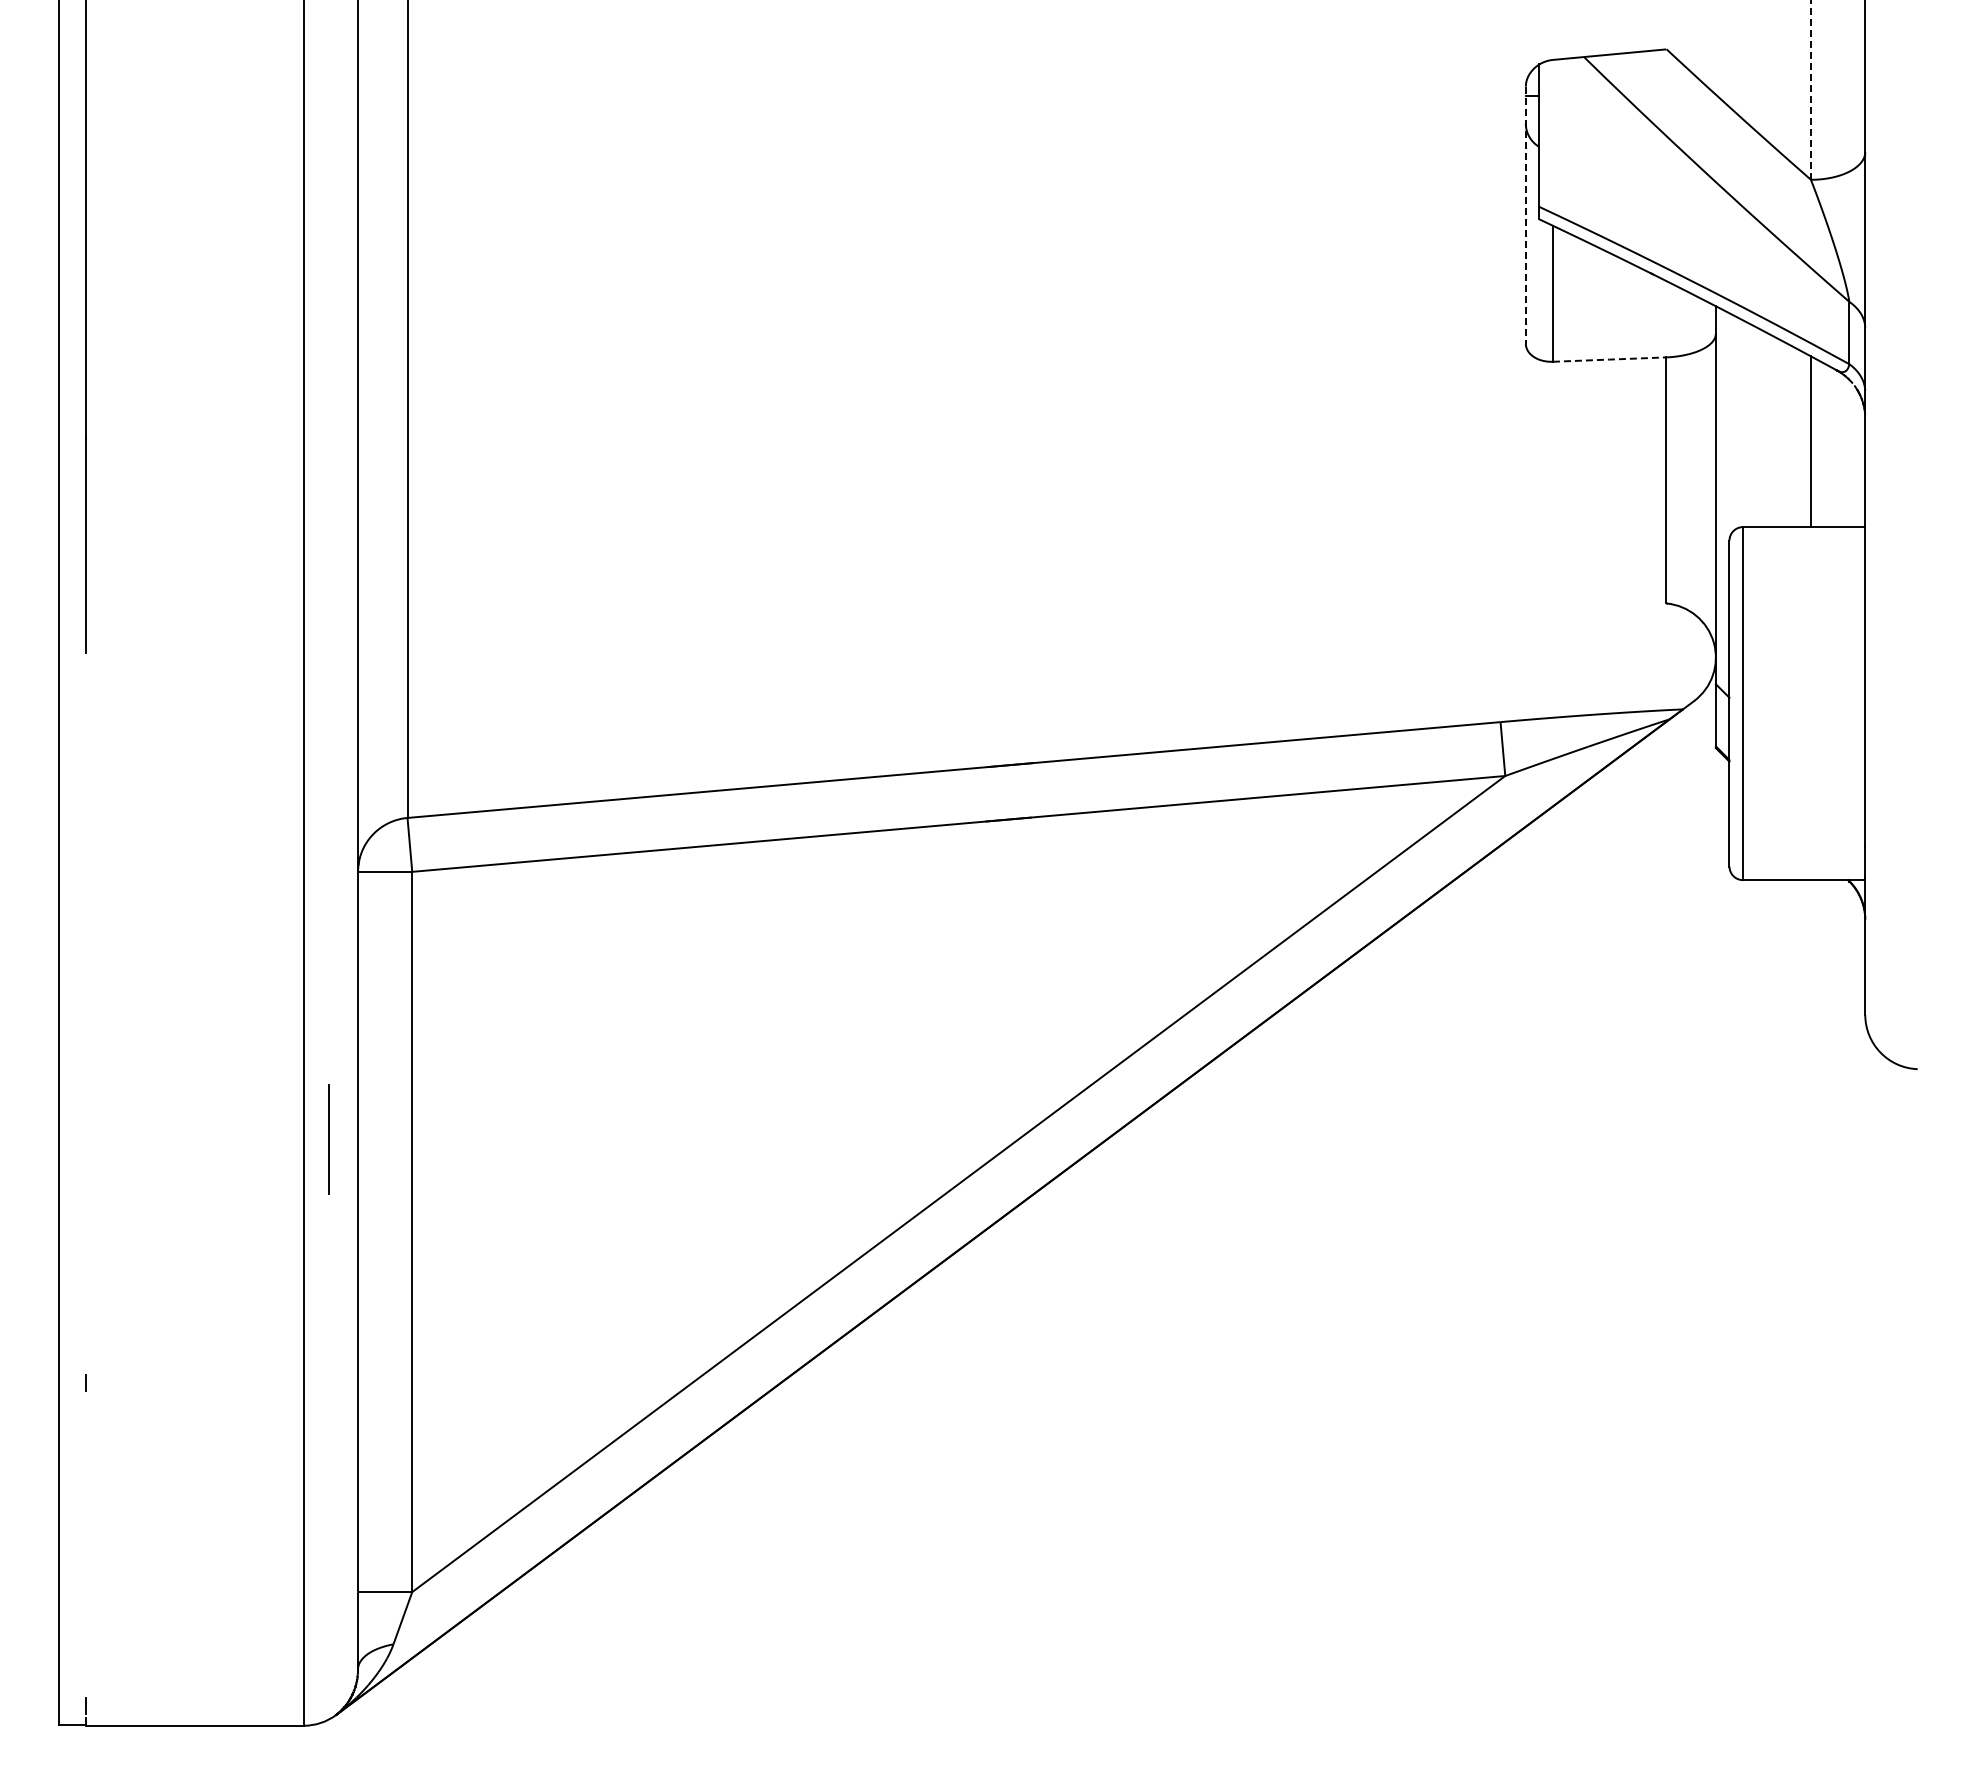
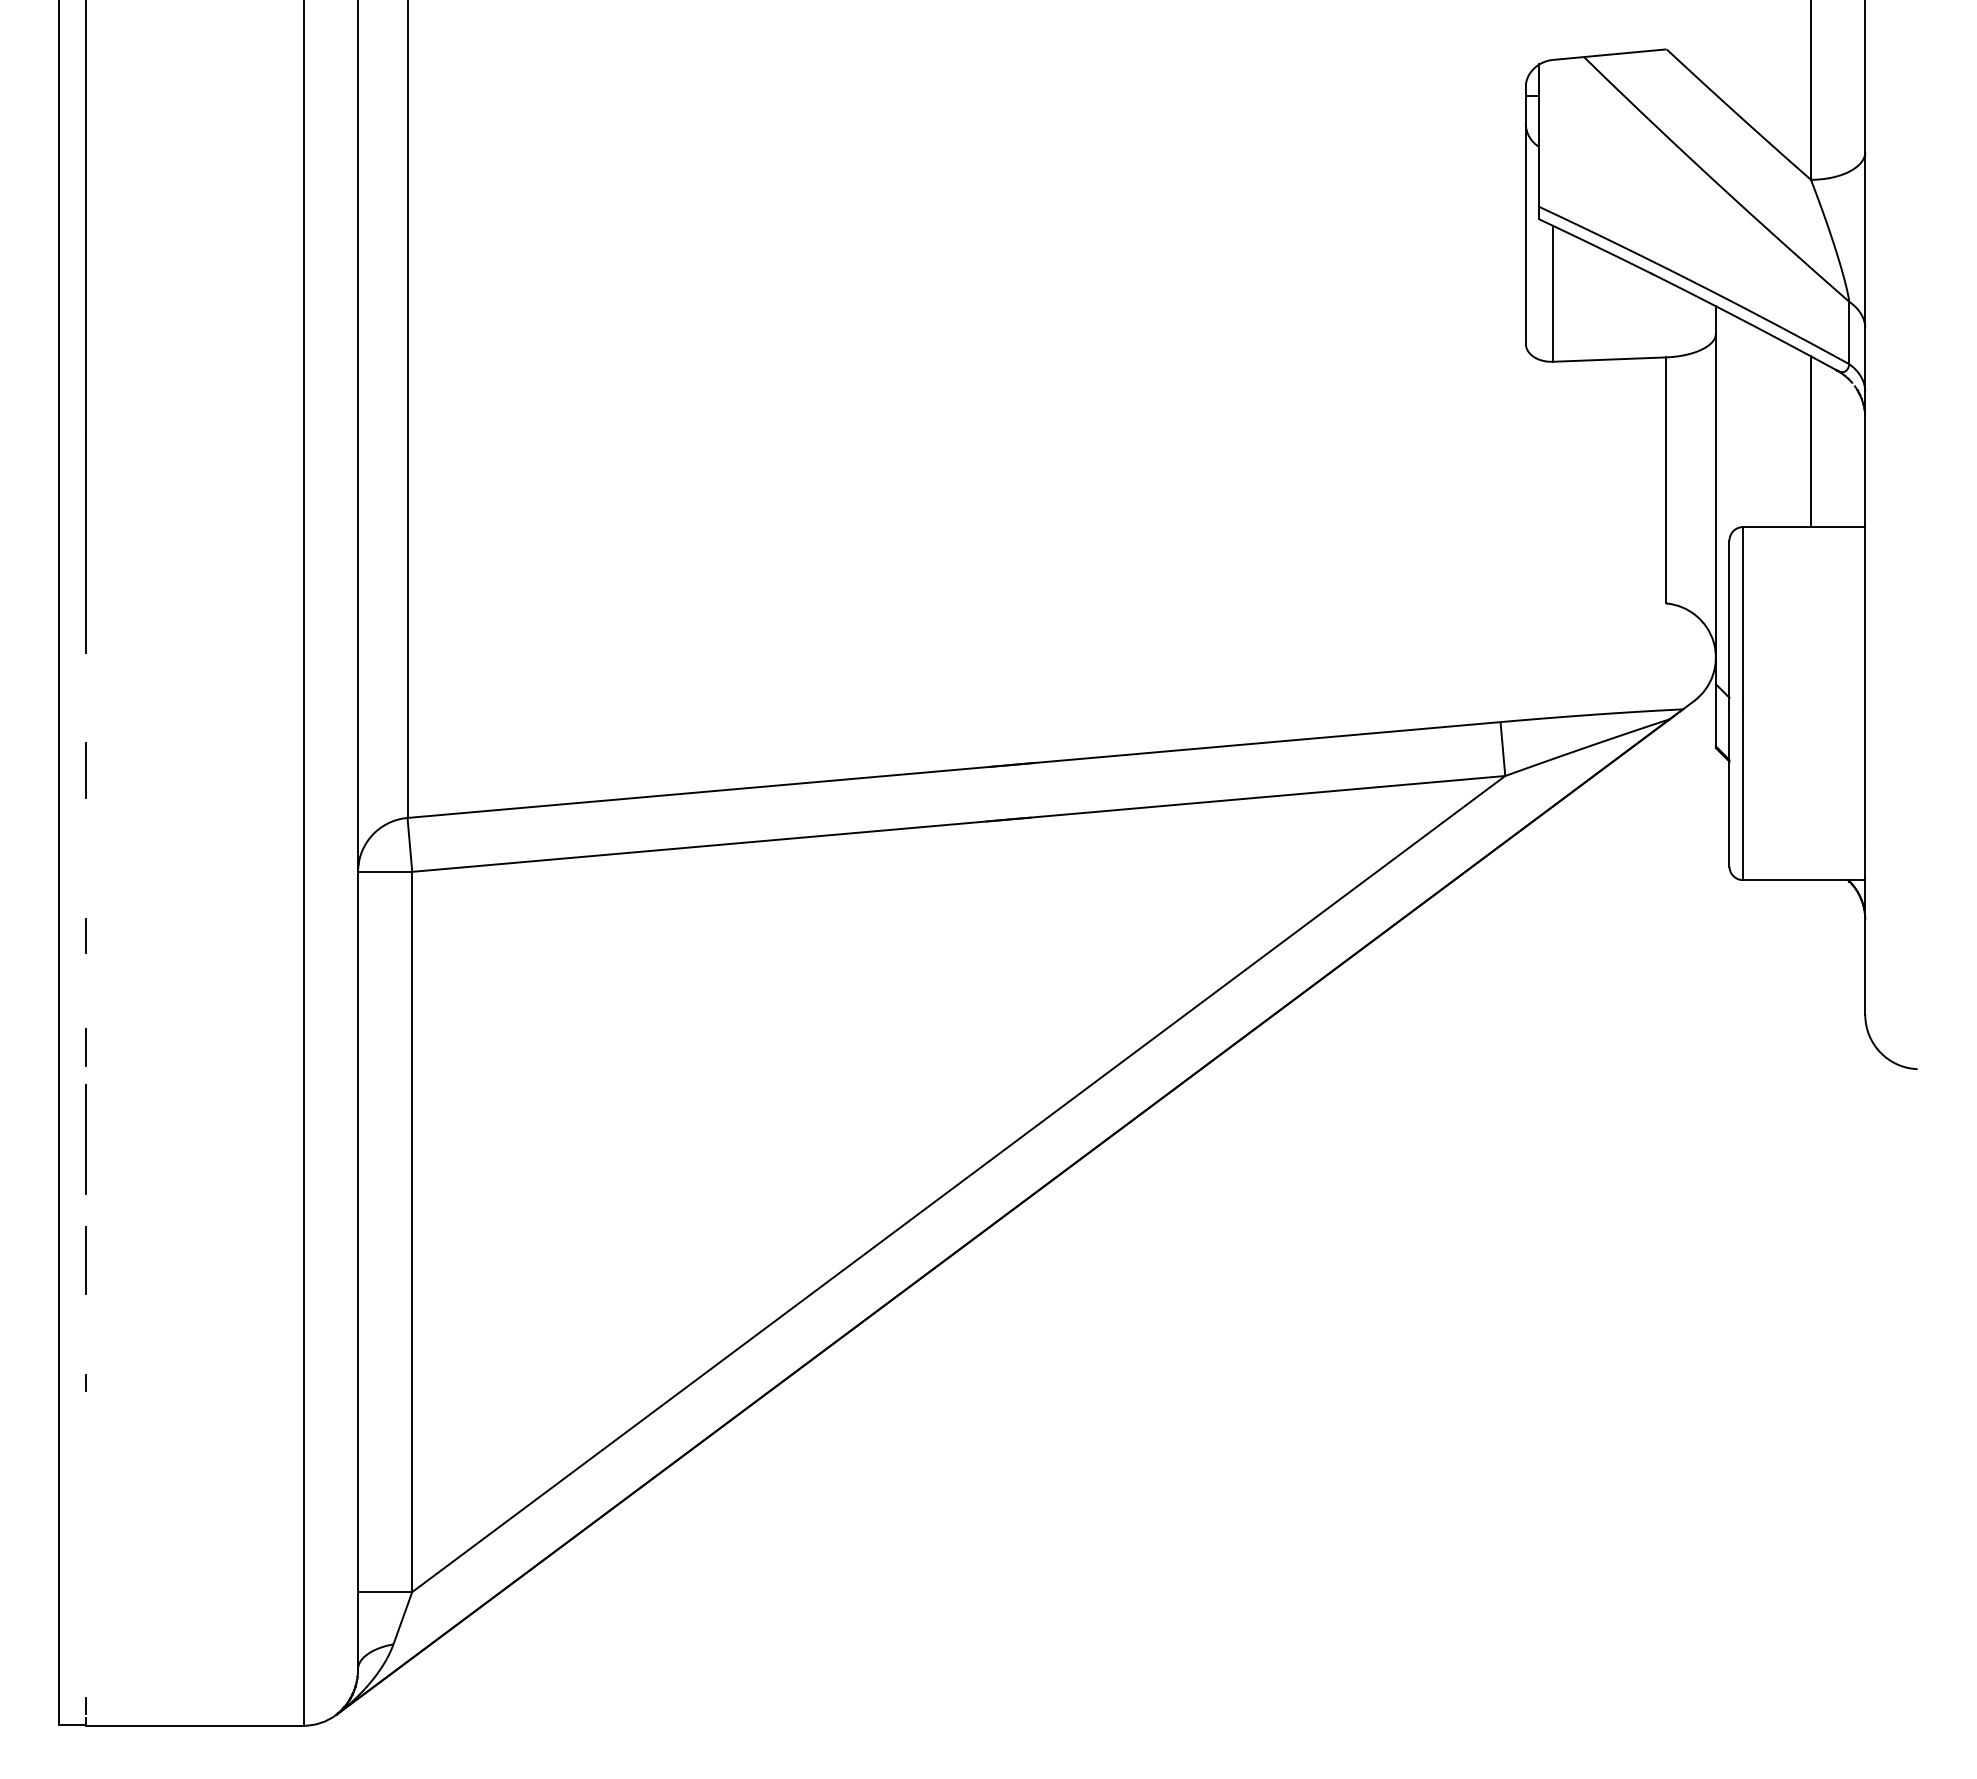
line: dashed -> solid (1810, 89)
line: dashed -> solid (1525, 215)
line: dashed -> solid (1609, 359)
line: none -> present (86, 770)
line: none -> present (86, 935)
line: none -> present (86, 1047)
line position: (328, 1139) -> (85, 1139) (85, 1139)
line: none -> present (85, 1260)
